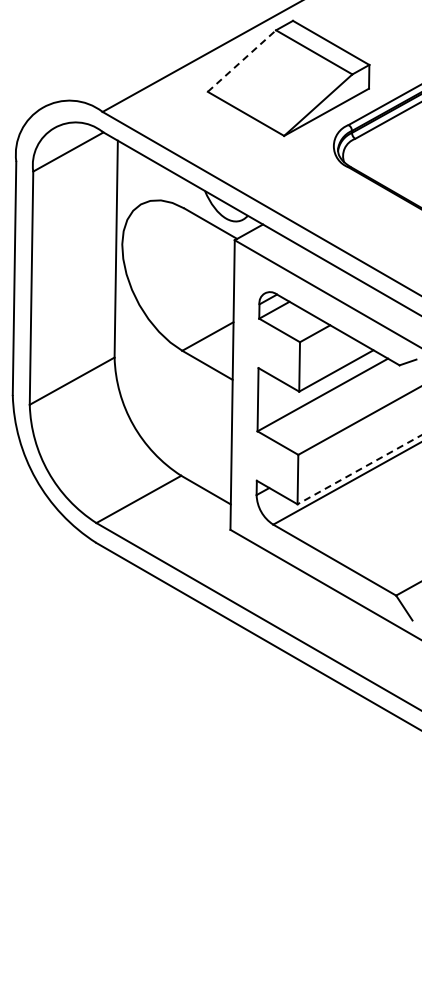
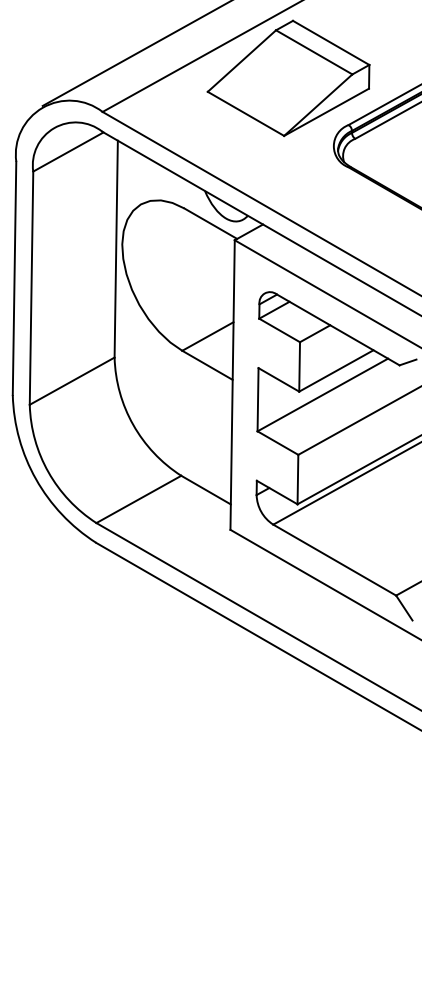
line: none -> present (135, 53)
line: dashed -> solid (241, 61)
line: dashed -> solid (359, 469)
